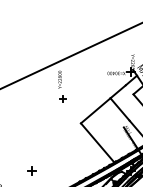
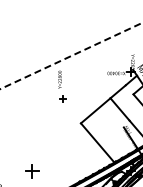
line: solid -> dashed (71, 55)
part size: 10x10 px -> 15x15 px (32, 171)
